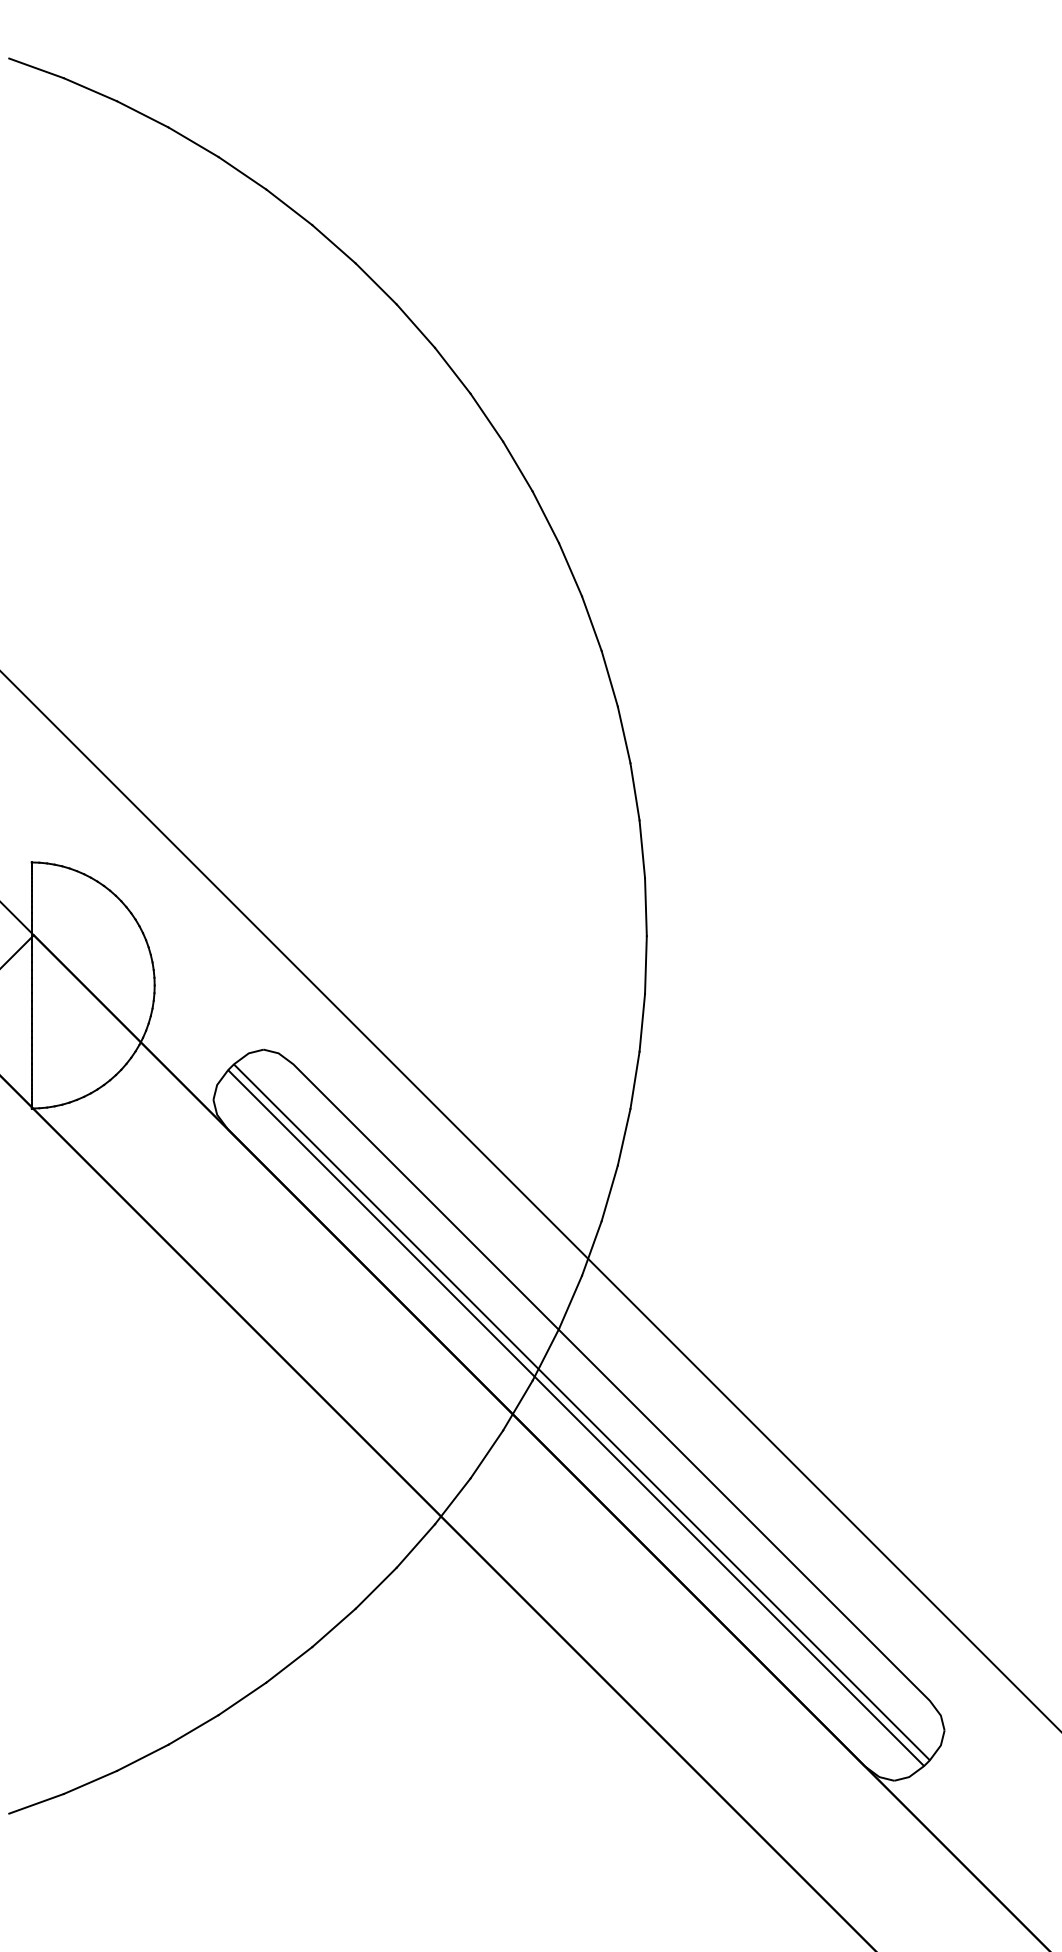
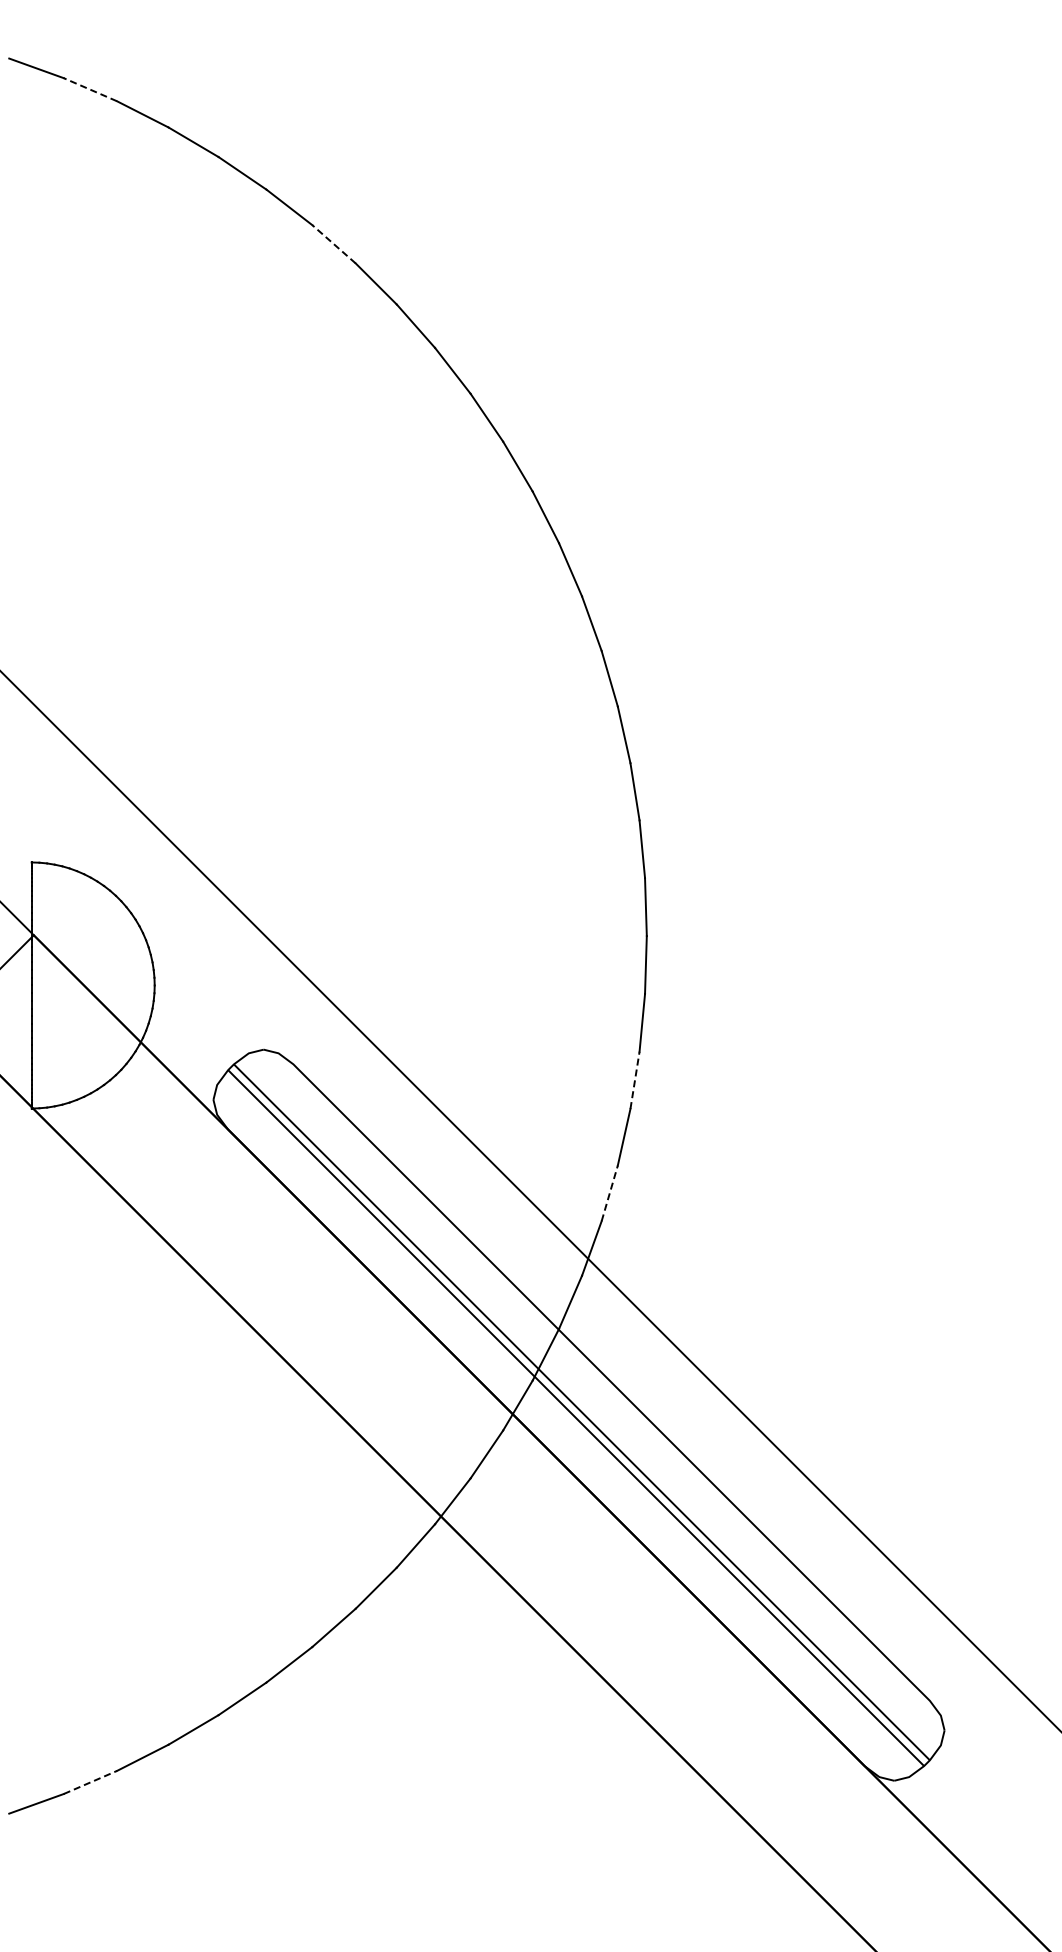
line: solid -> dashed (90, 89)
line: solid -> dashed (334, 244)
line: solid -> dashed (635, 1080)
line: solid -> dashed (609, 1193)
line: solid -> dashed (90, 1782)
